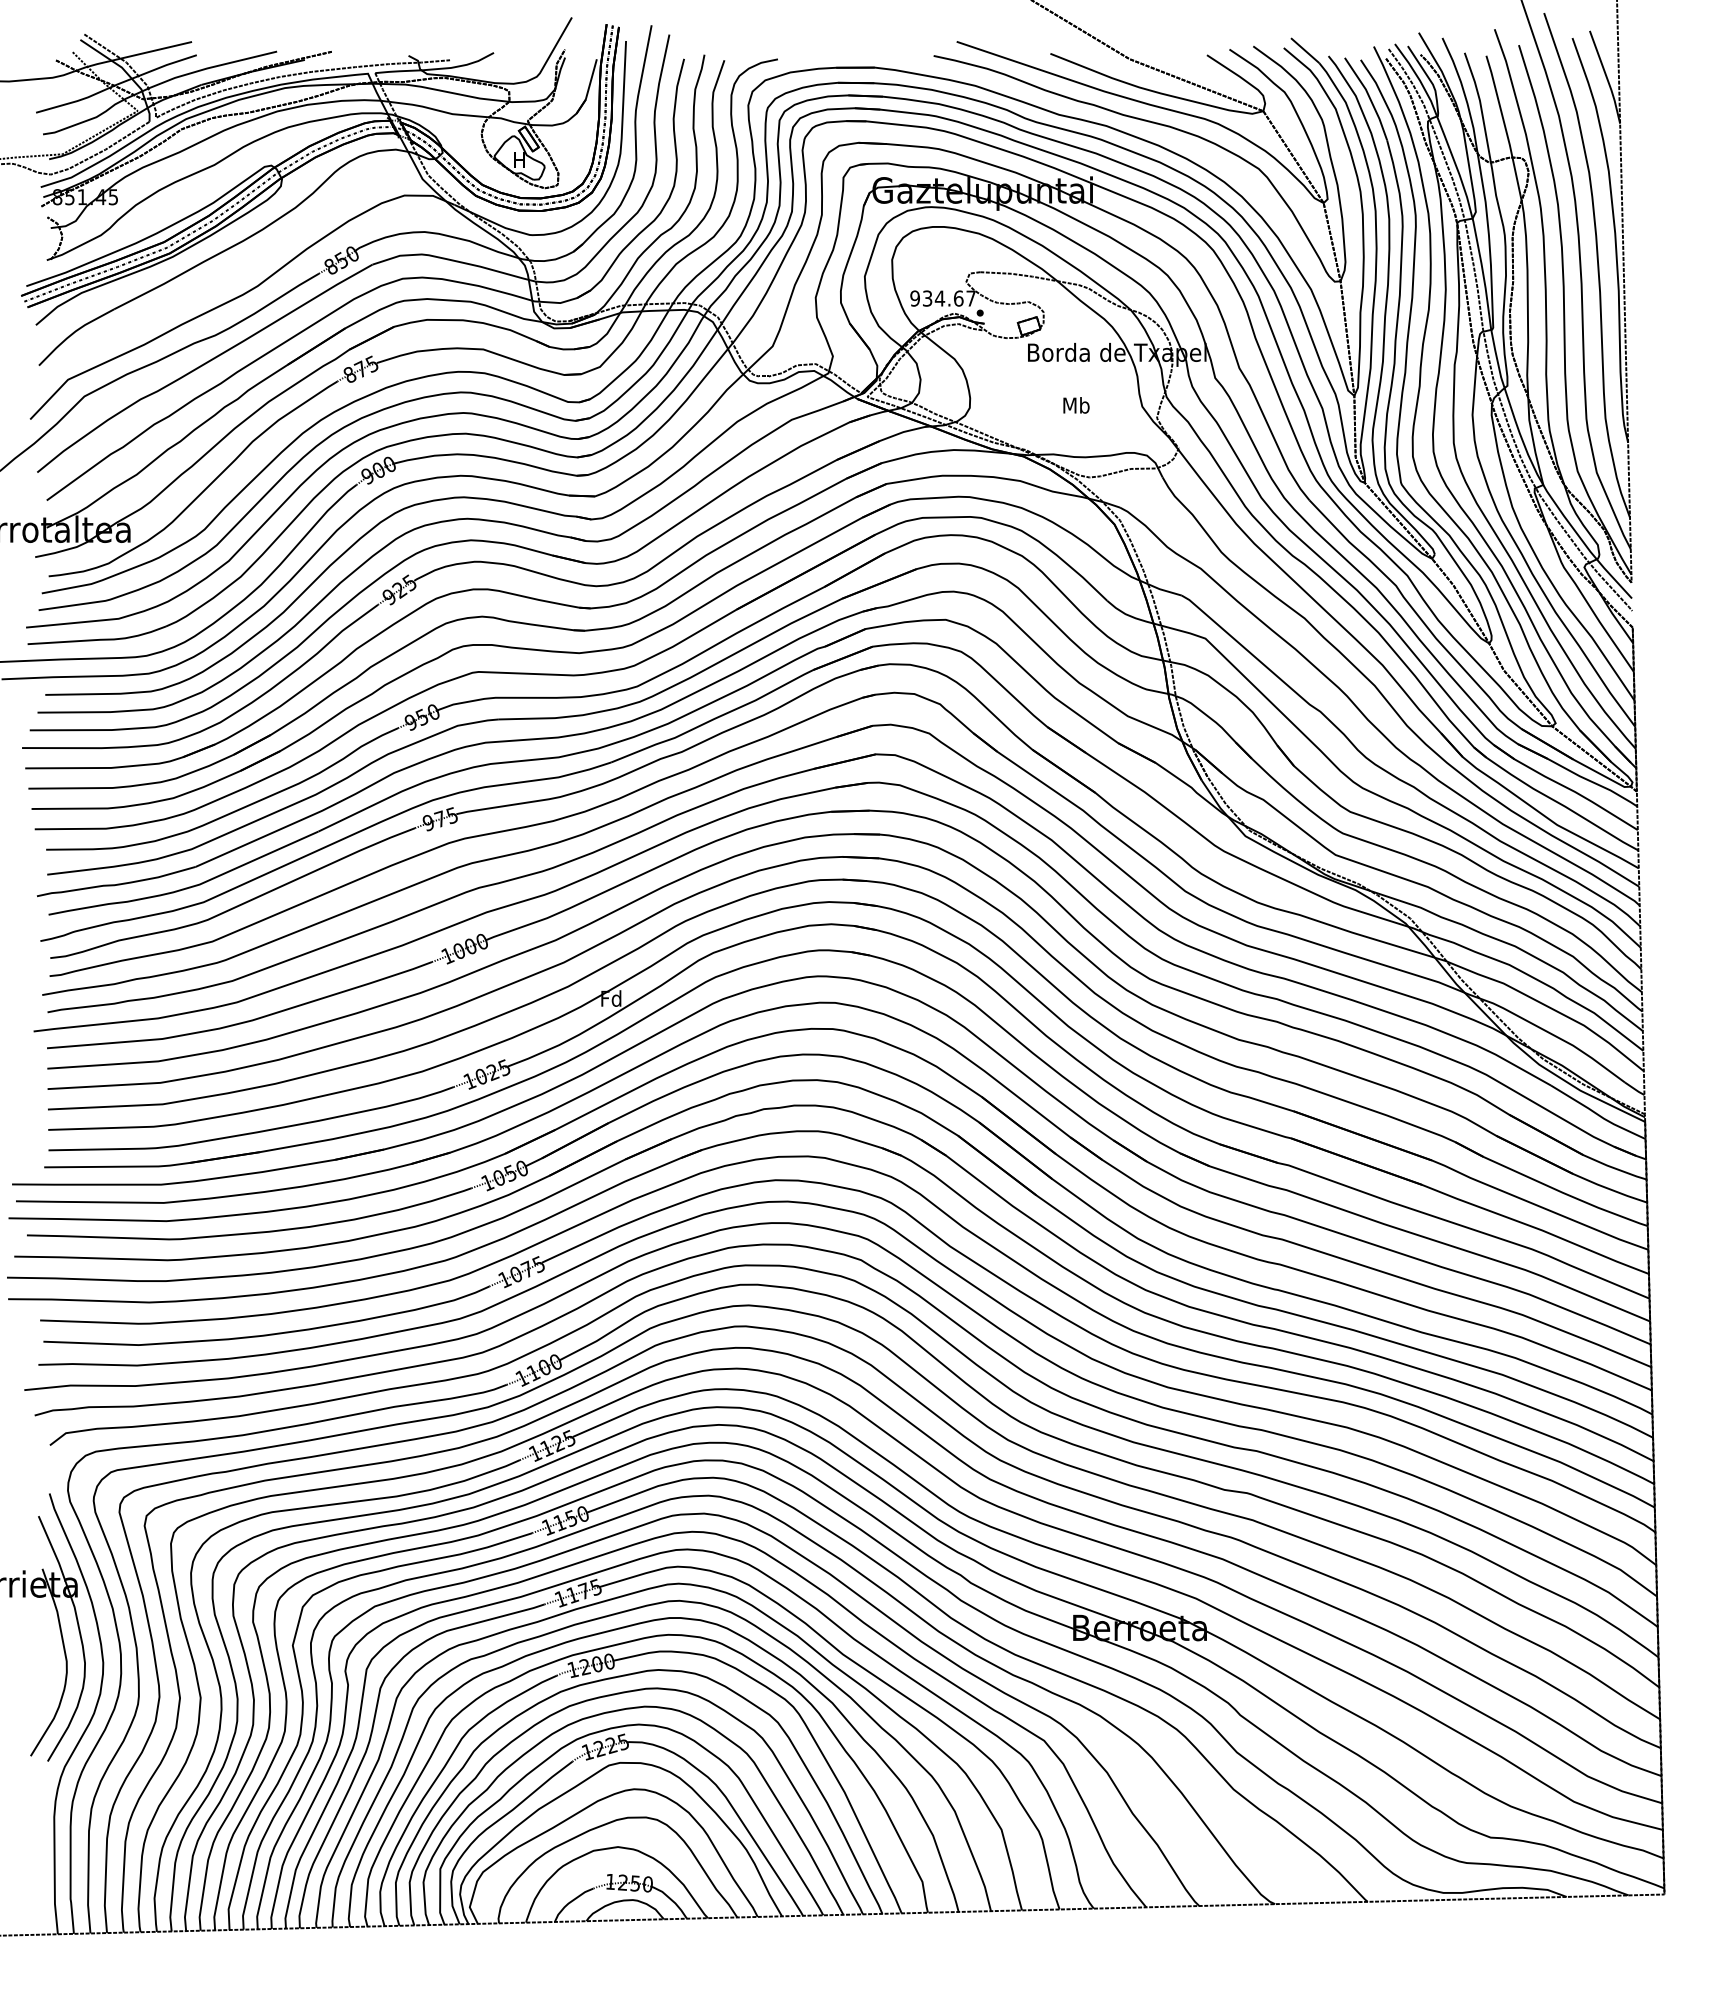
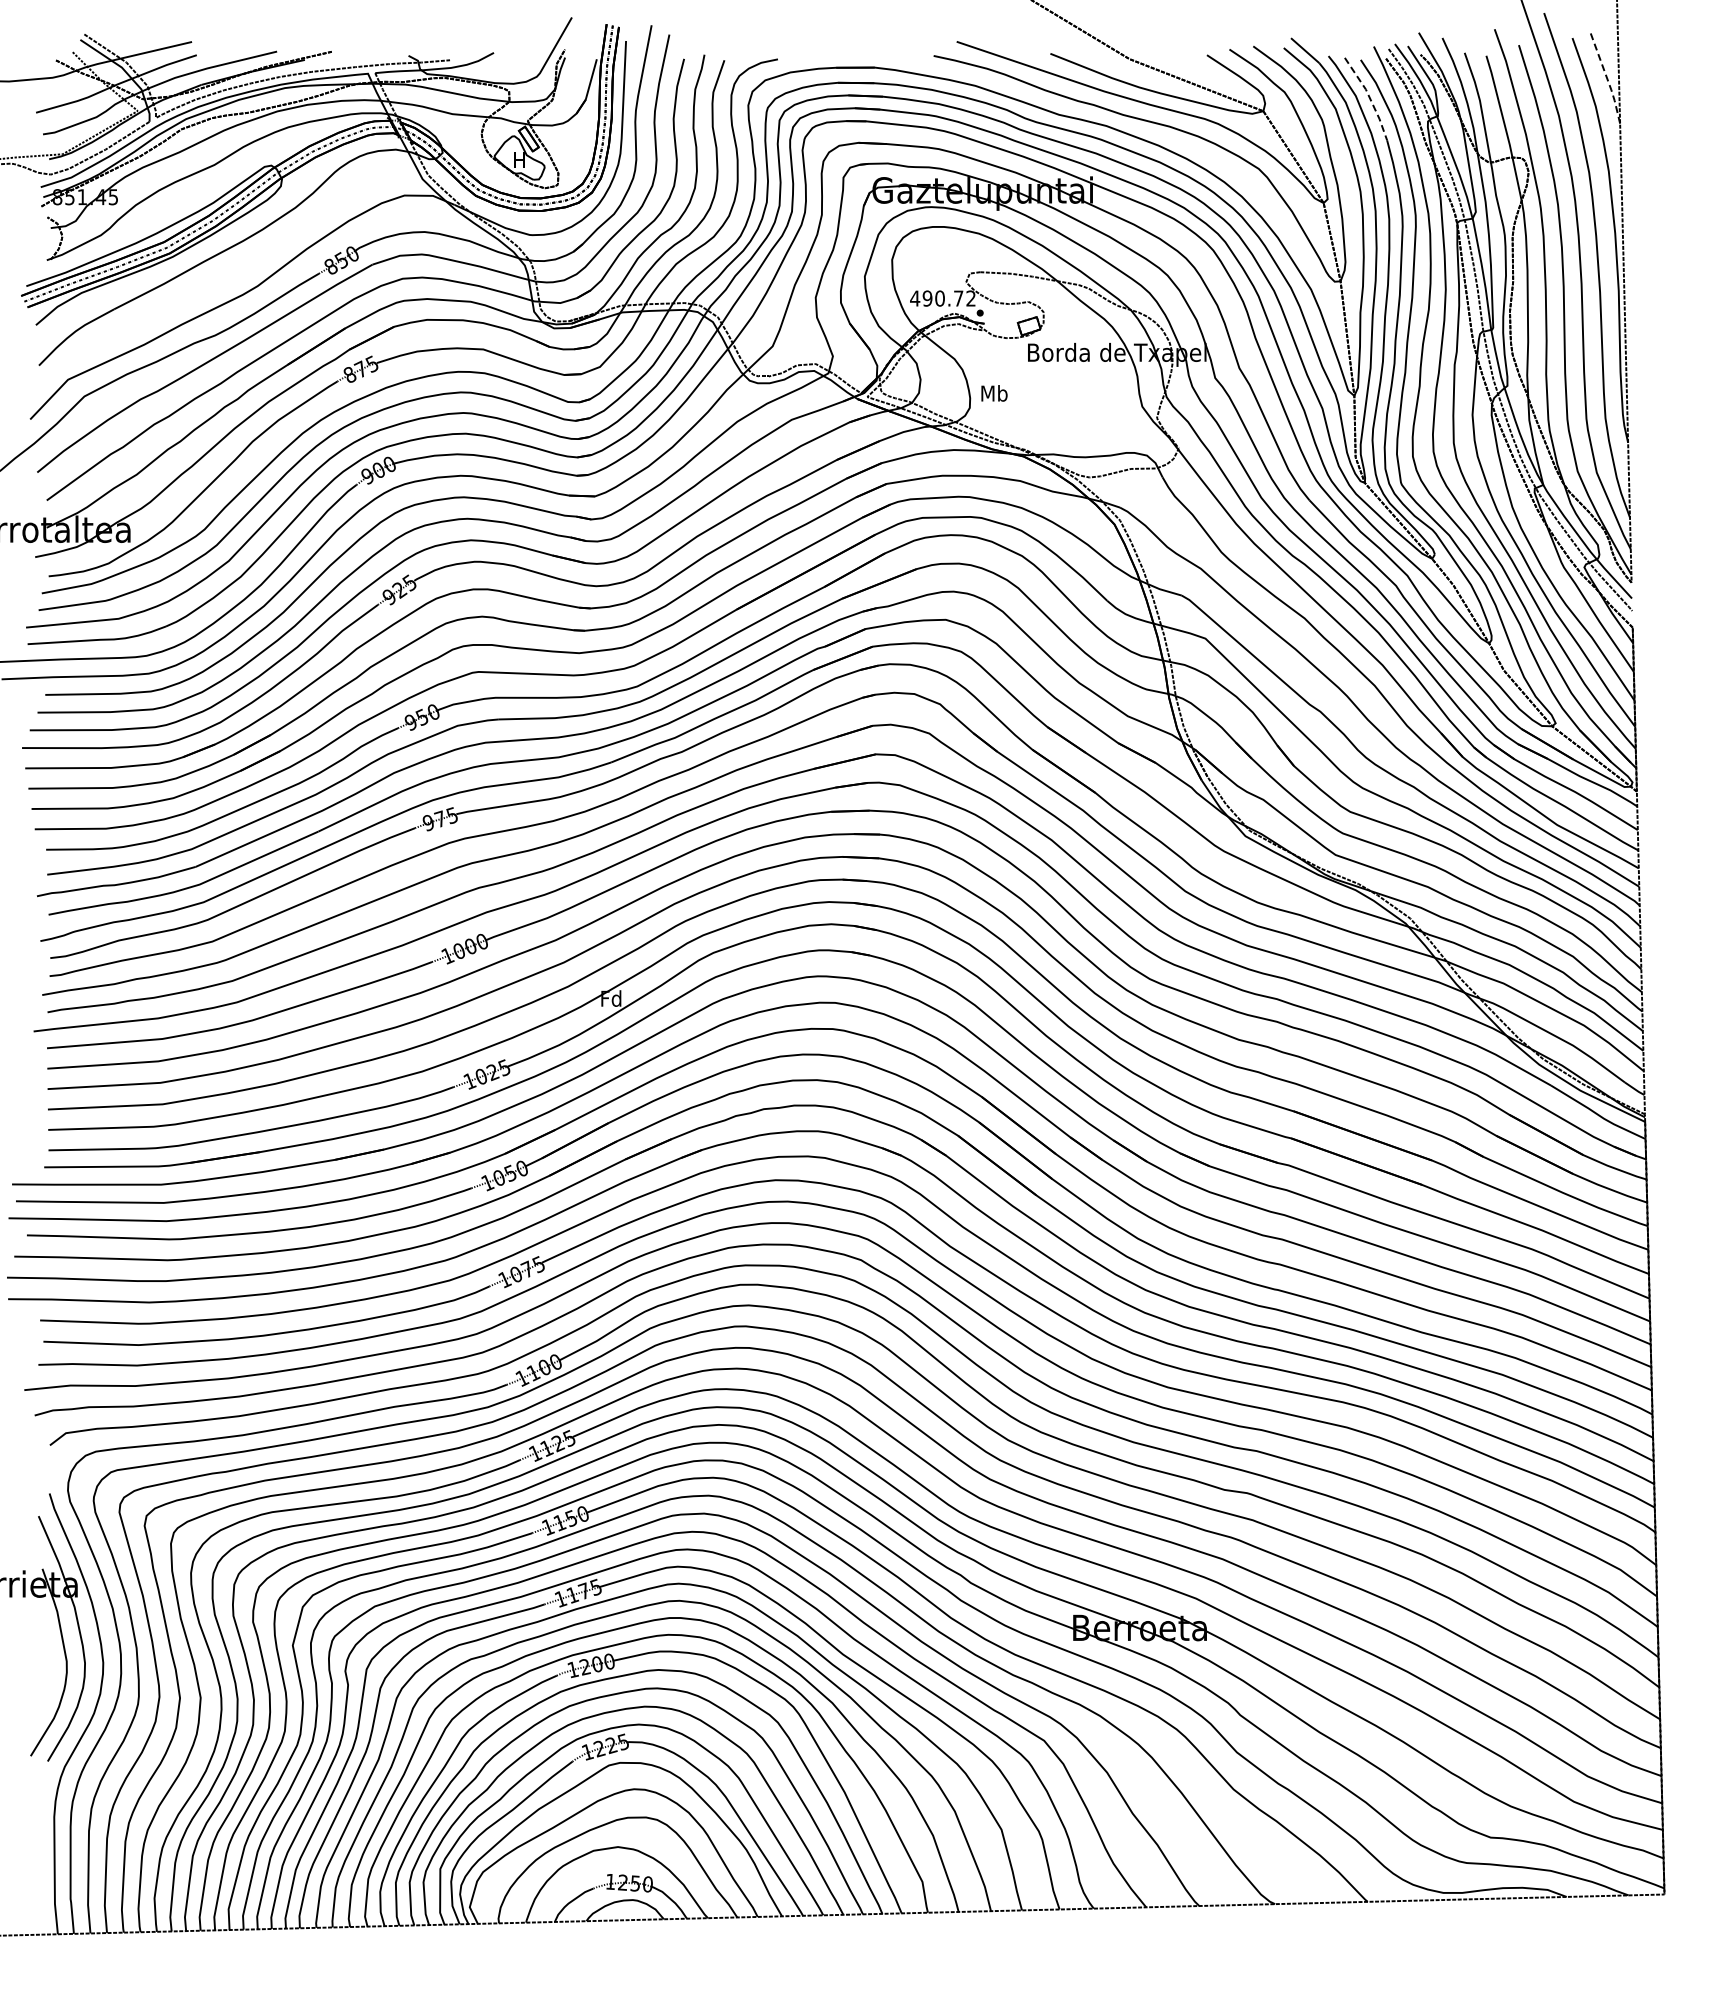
line: solid -> dashed (1606, 77)
line: solid -> dashed (1369, 97)
text: 934.67 -> 490.72 (942, 298)
text position: (1076, 405) -> (994, 393) (994, 393)
